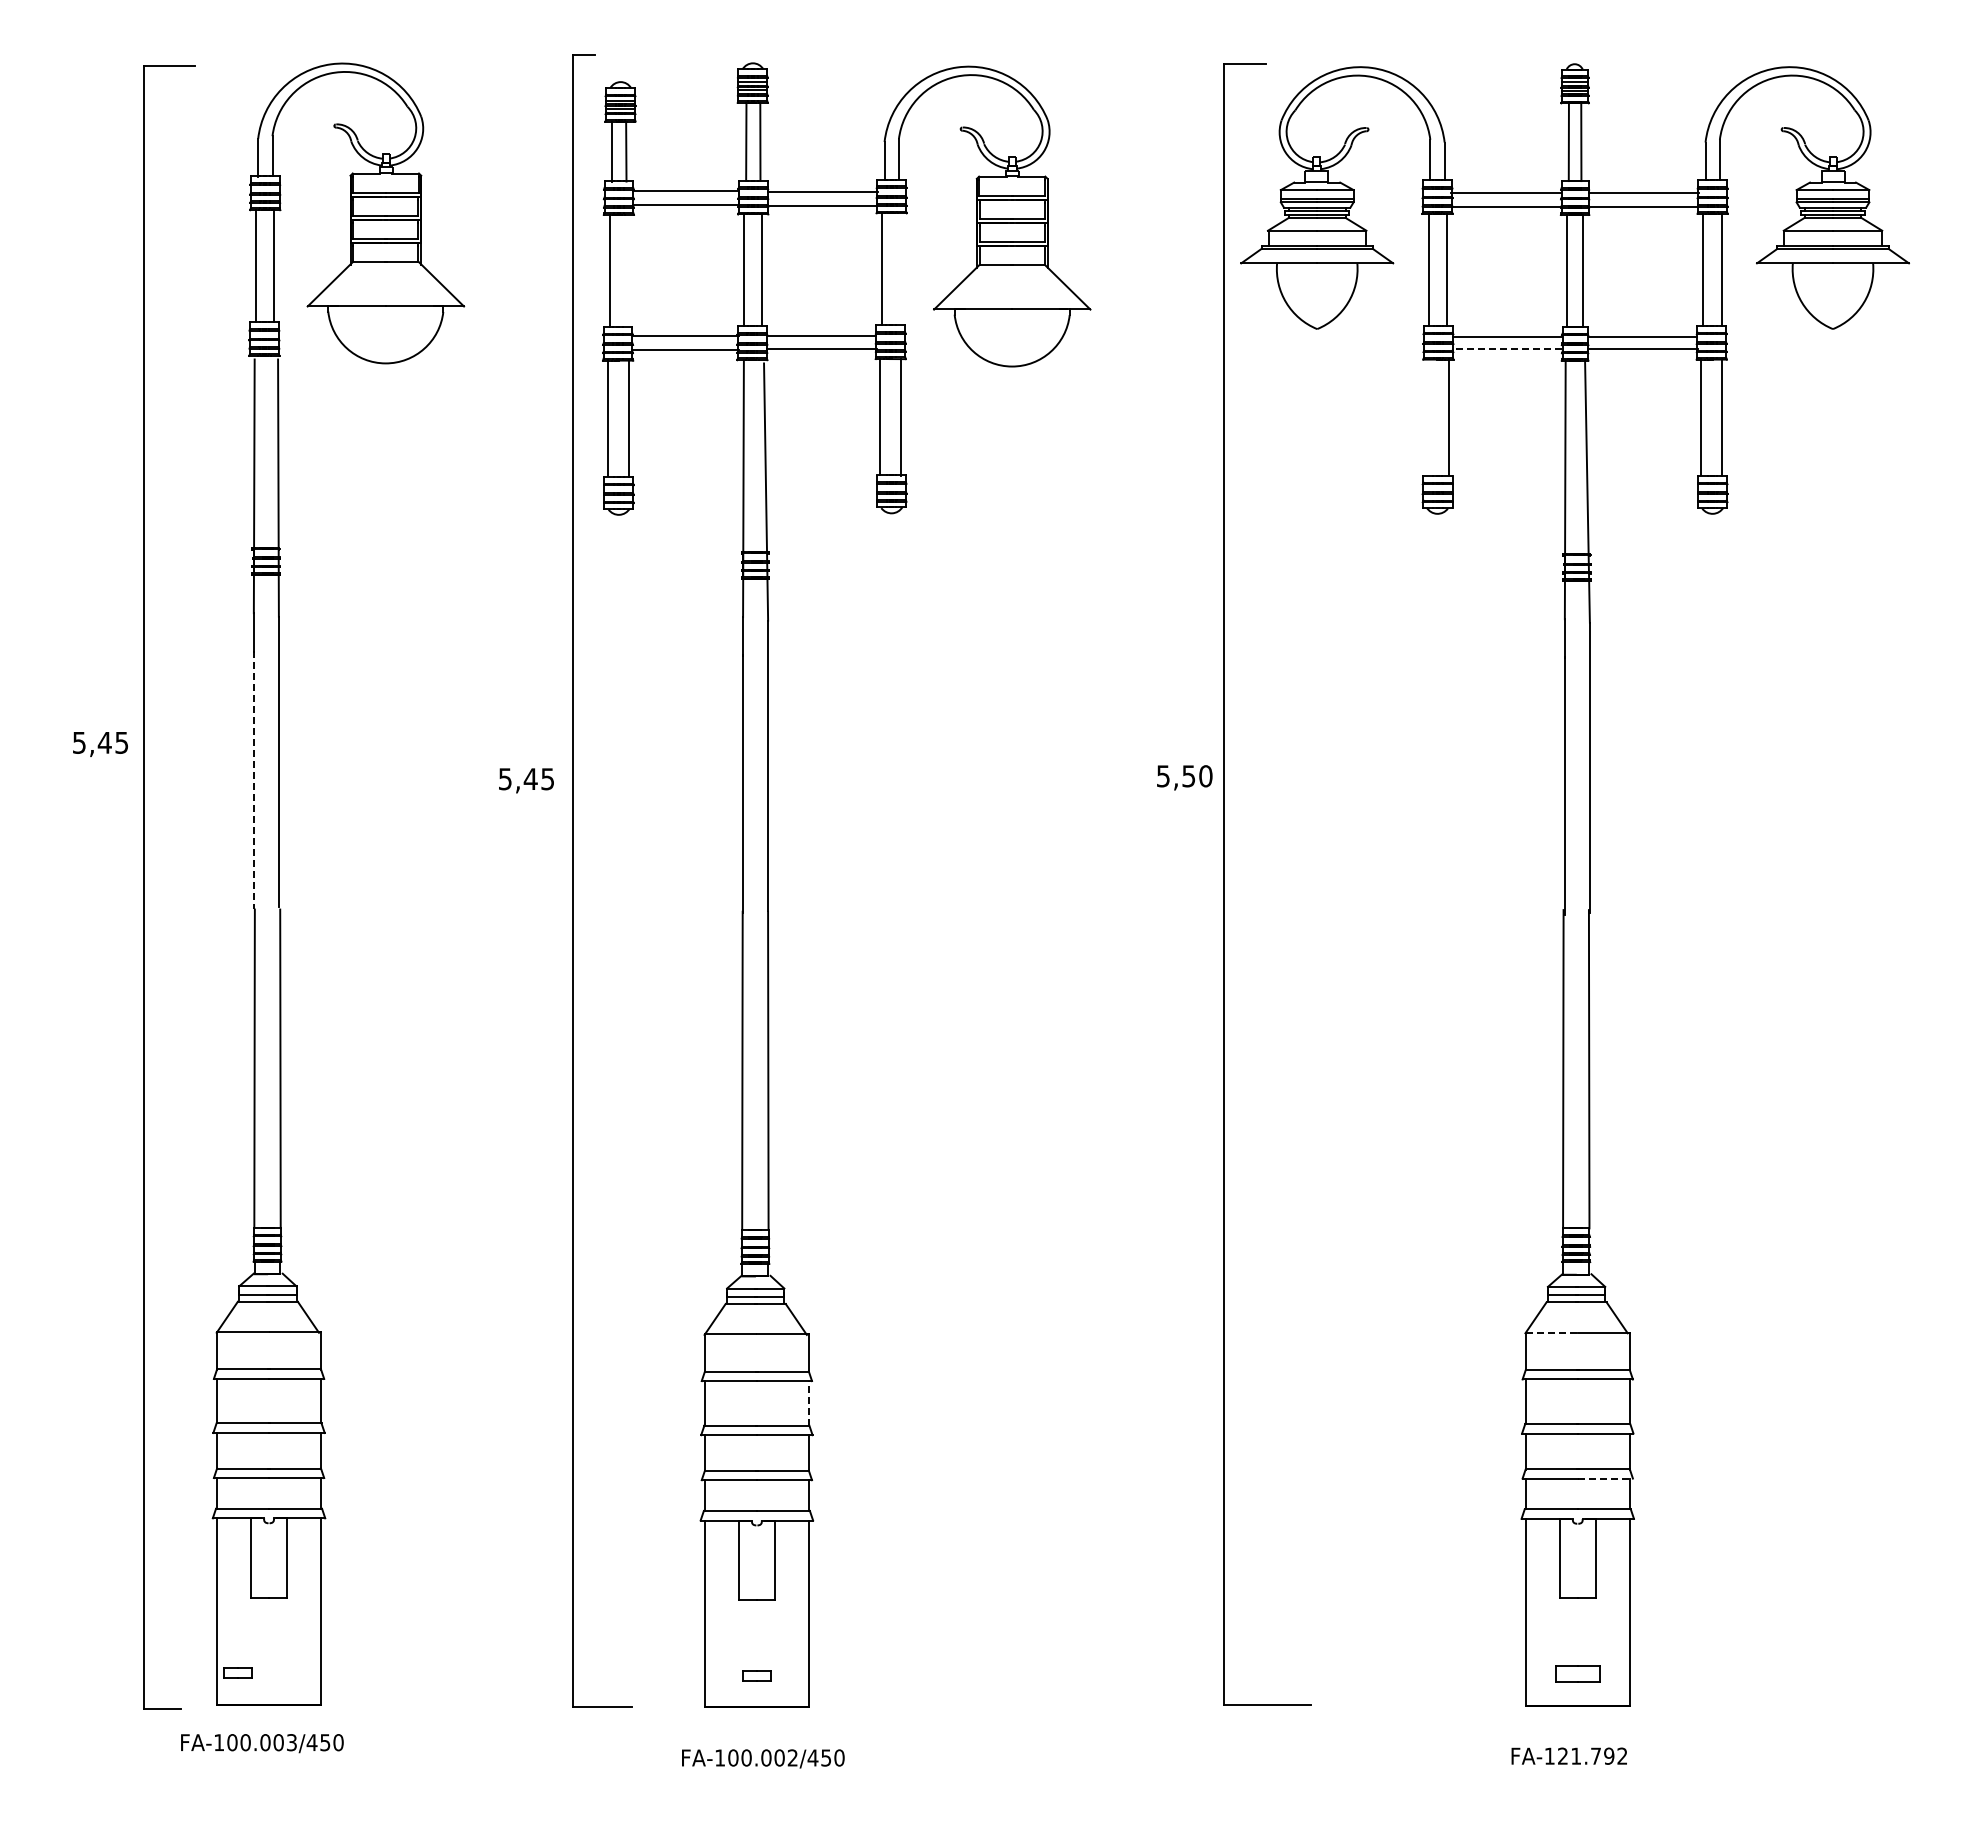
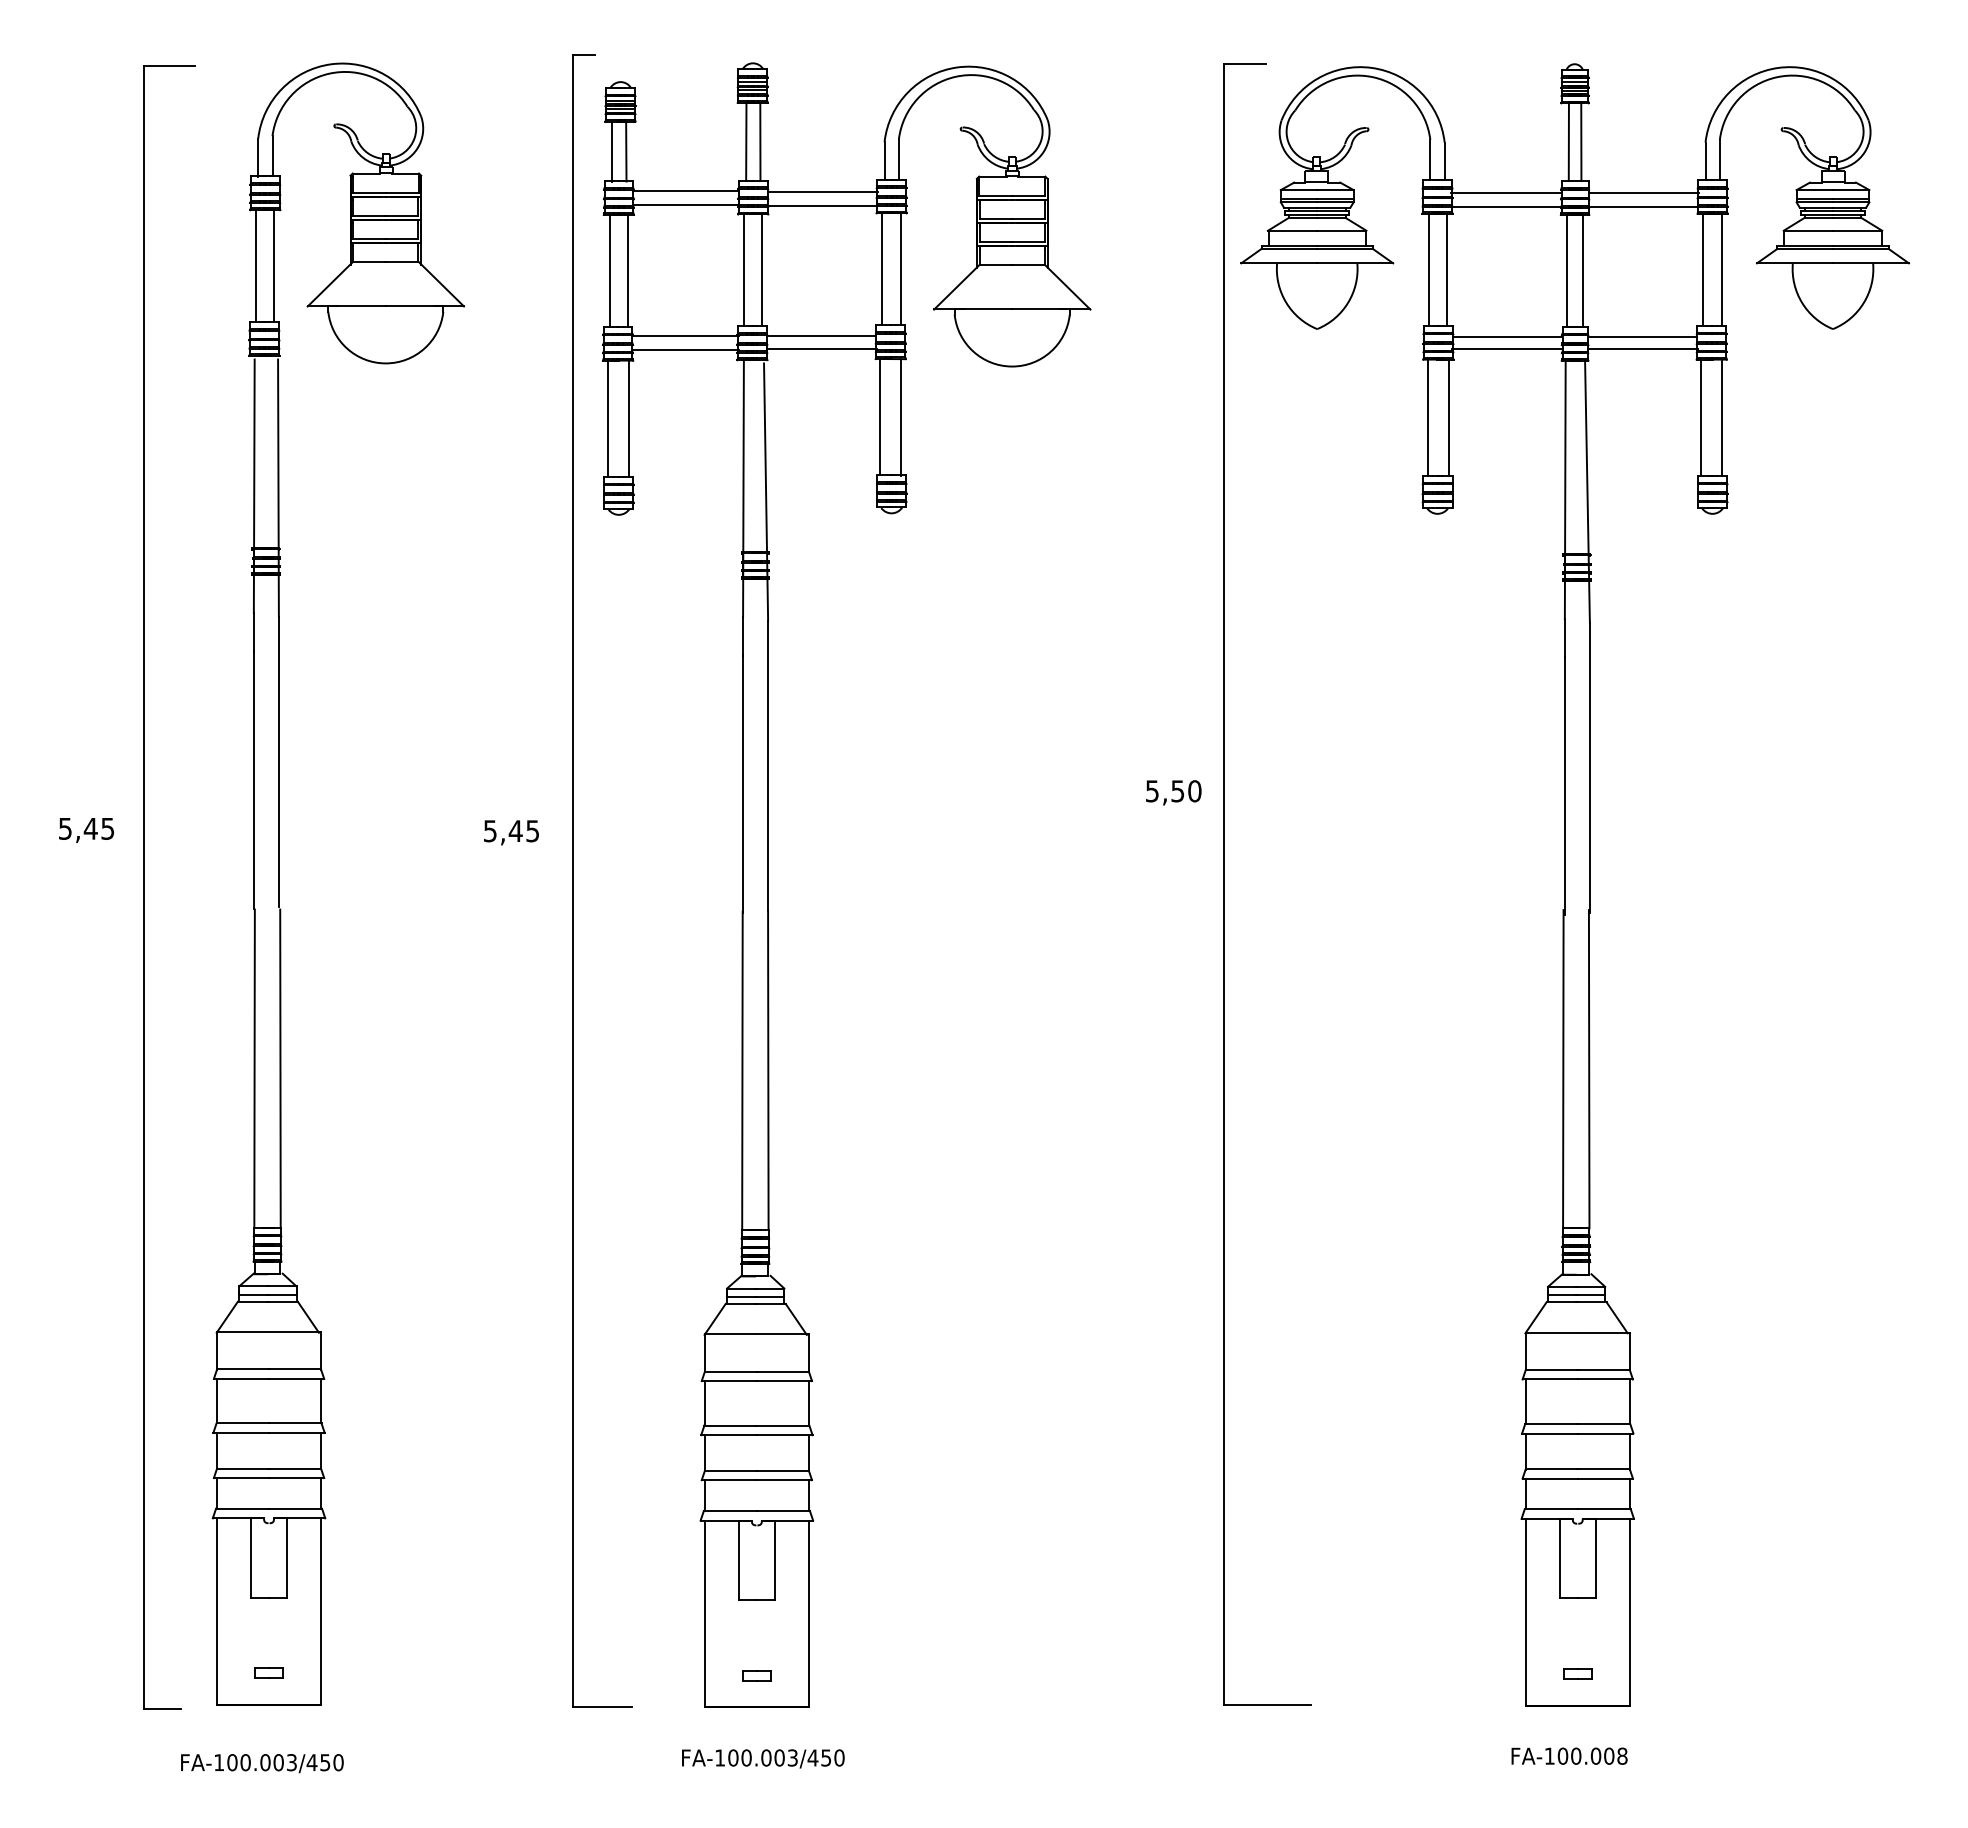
line: none -> present (900, 269)
line: none -> present (628, 270)
line: dashed -> solid (1507, 349)
line: none -> present (1427, 417)
text position: (100, 744) -> (86, 830) (86, 830)
text position: (1184, 777) -> (1173, 792) (1173, 792)
line: dashed -> solid (253, 780)
text position: (526, 780) -> (511, 832) (511, 832)
line: dashed -> solid (1551, 1332)
line: dashed -> solid (809, 1402)
line: dashed -> solid (1605, 1478)
part position: (237, 1672) -> (268, 1672) (268, 1672)
part size: 46x18 px -> 30x12 px (1577, 1673)
text position: (262, 1743) -> (262, 1763) (262, 1763)
text: FA-121.792 -> FA-100.008 (1592, 1755)
text: FA-100.002/450 -> FA-100.003/450 (792, 1757)
